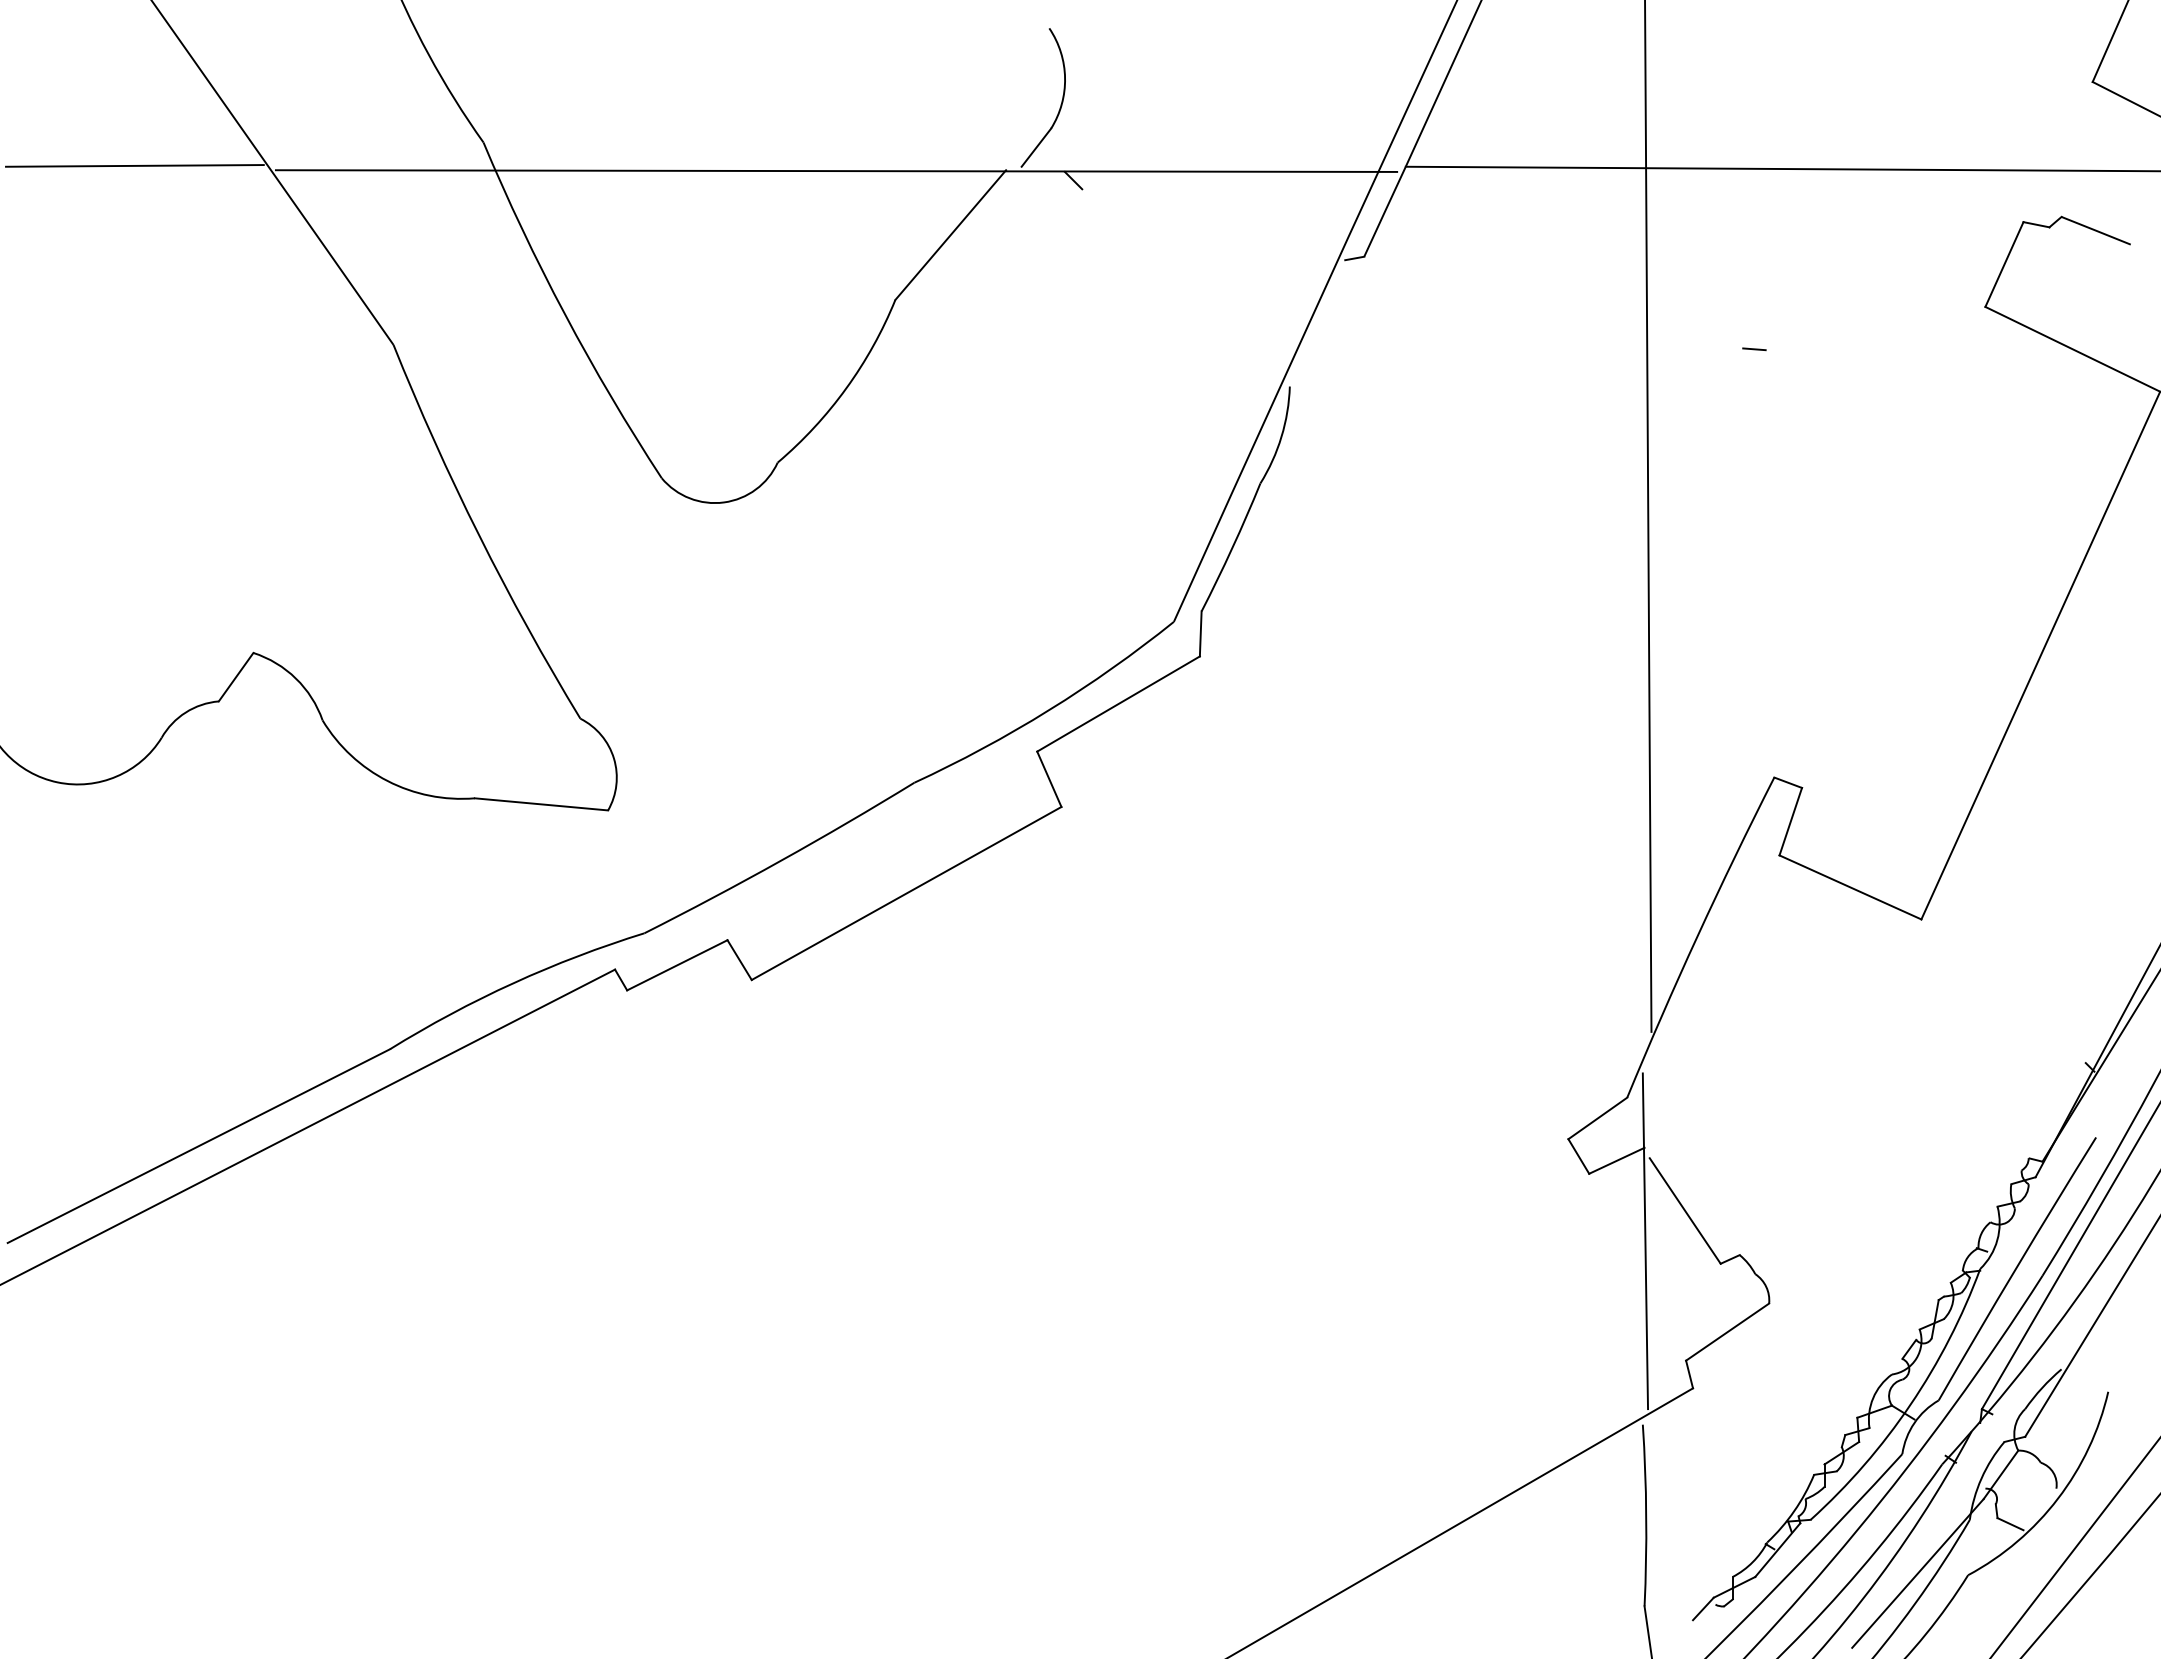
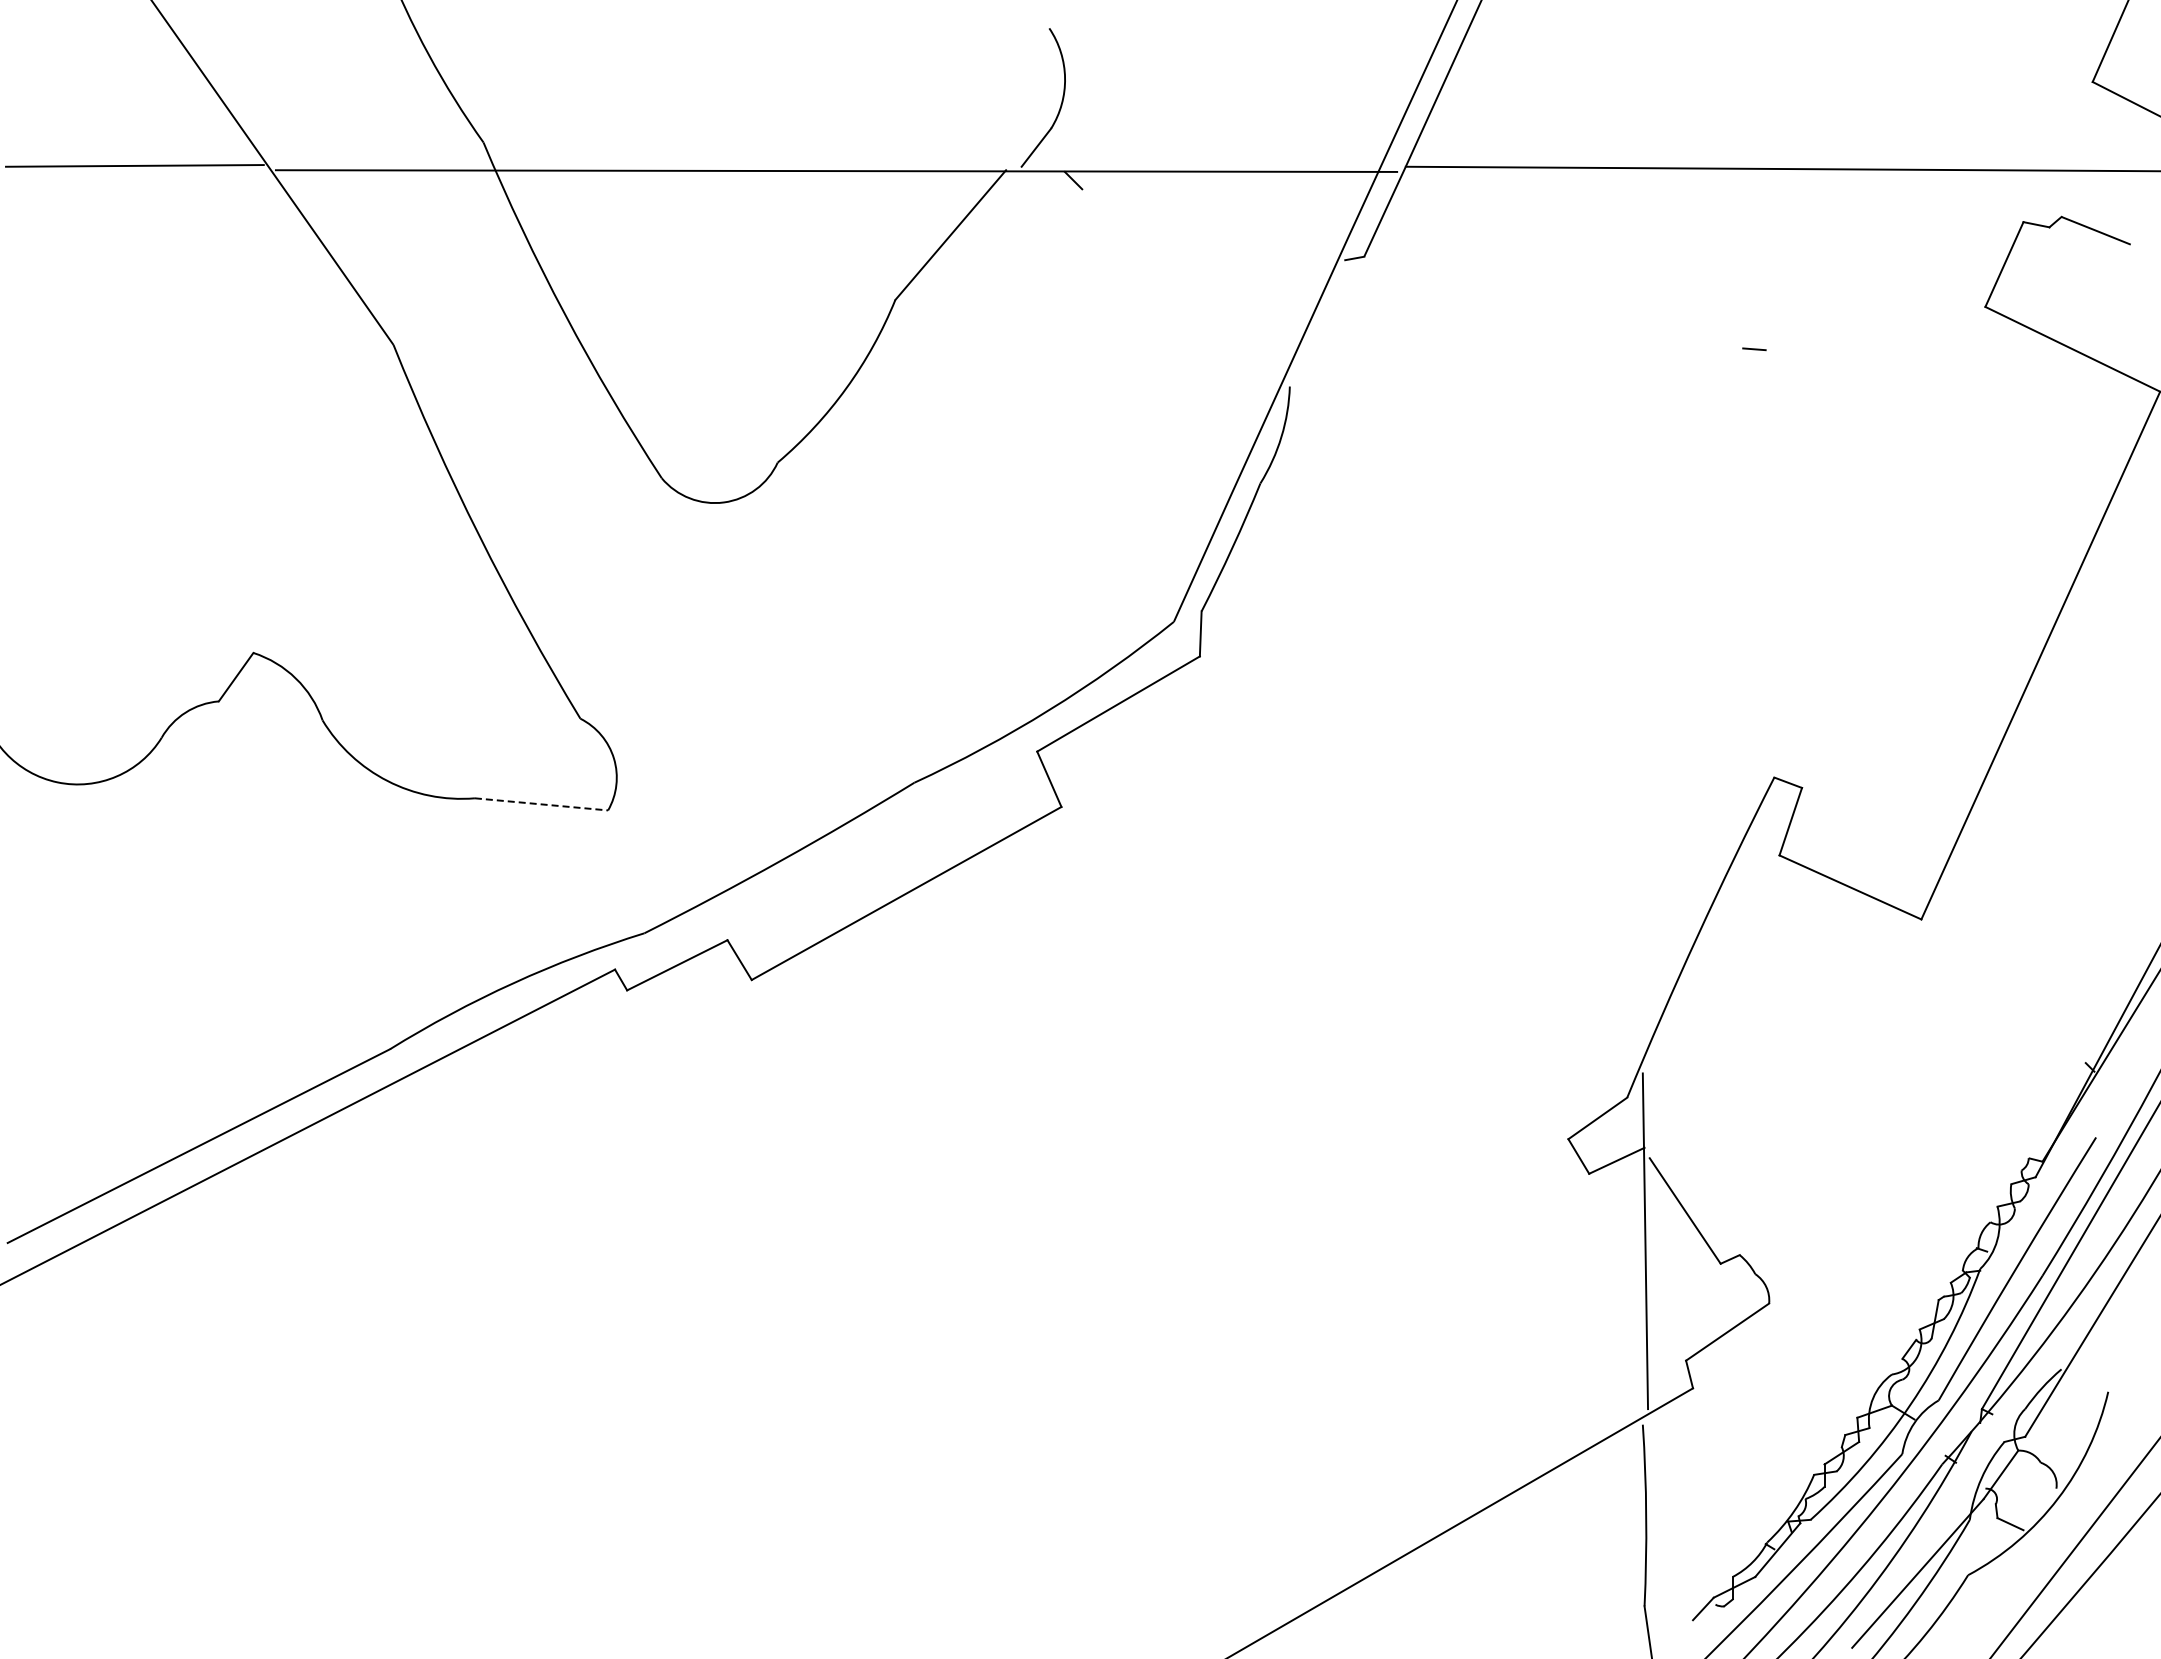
line: present -> none (1648, 516)
line: solid -> dashed (541, 804)
